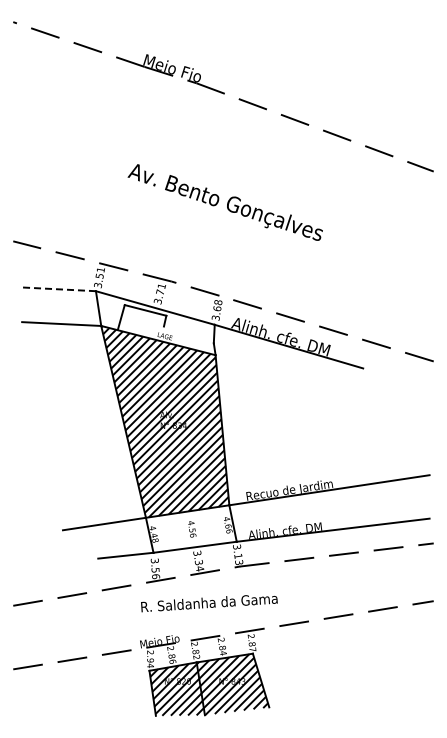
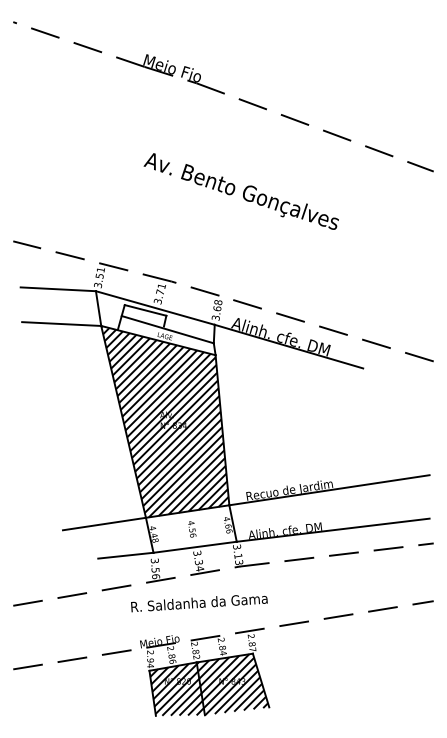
text position: (224, 202) -> (240, 191) (240, 191)
line: dashed -> solid (58, 289)
line: none -> present (167, 329)
text position: (209, 603) -> (199, 603) (199, 603)
